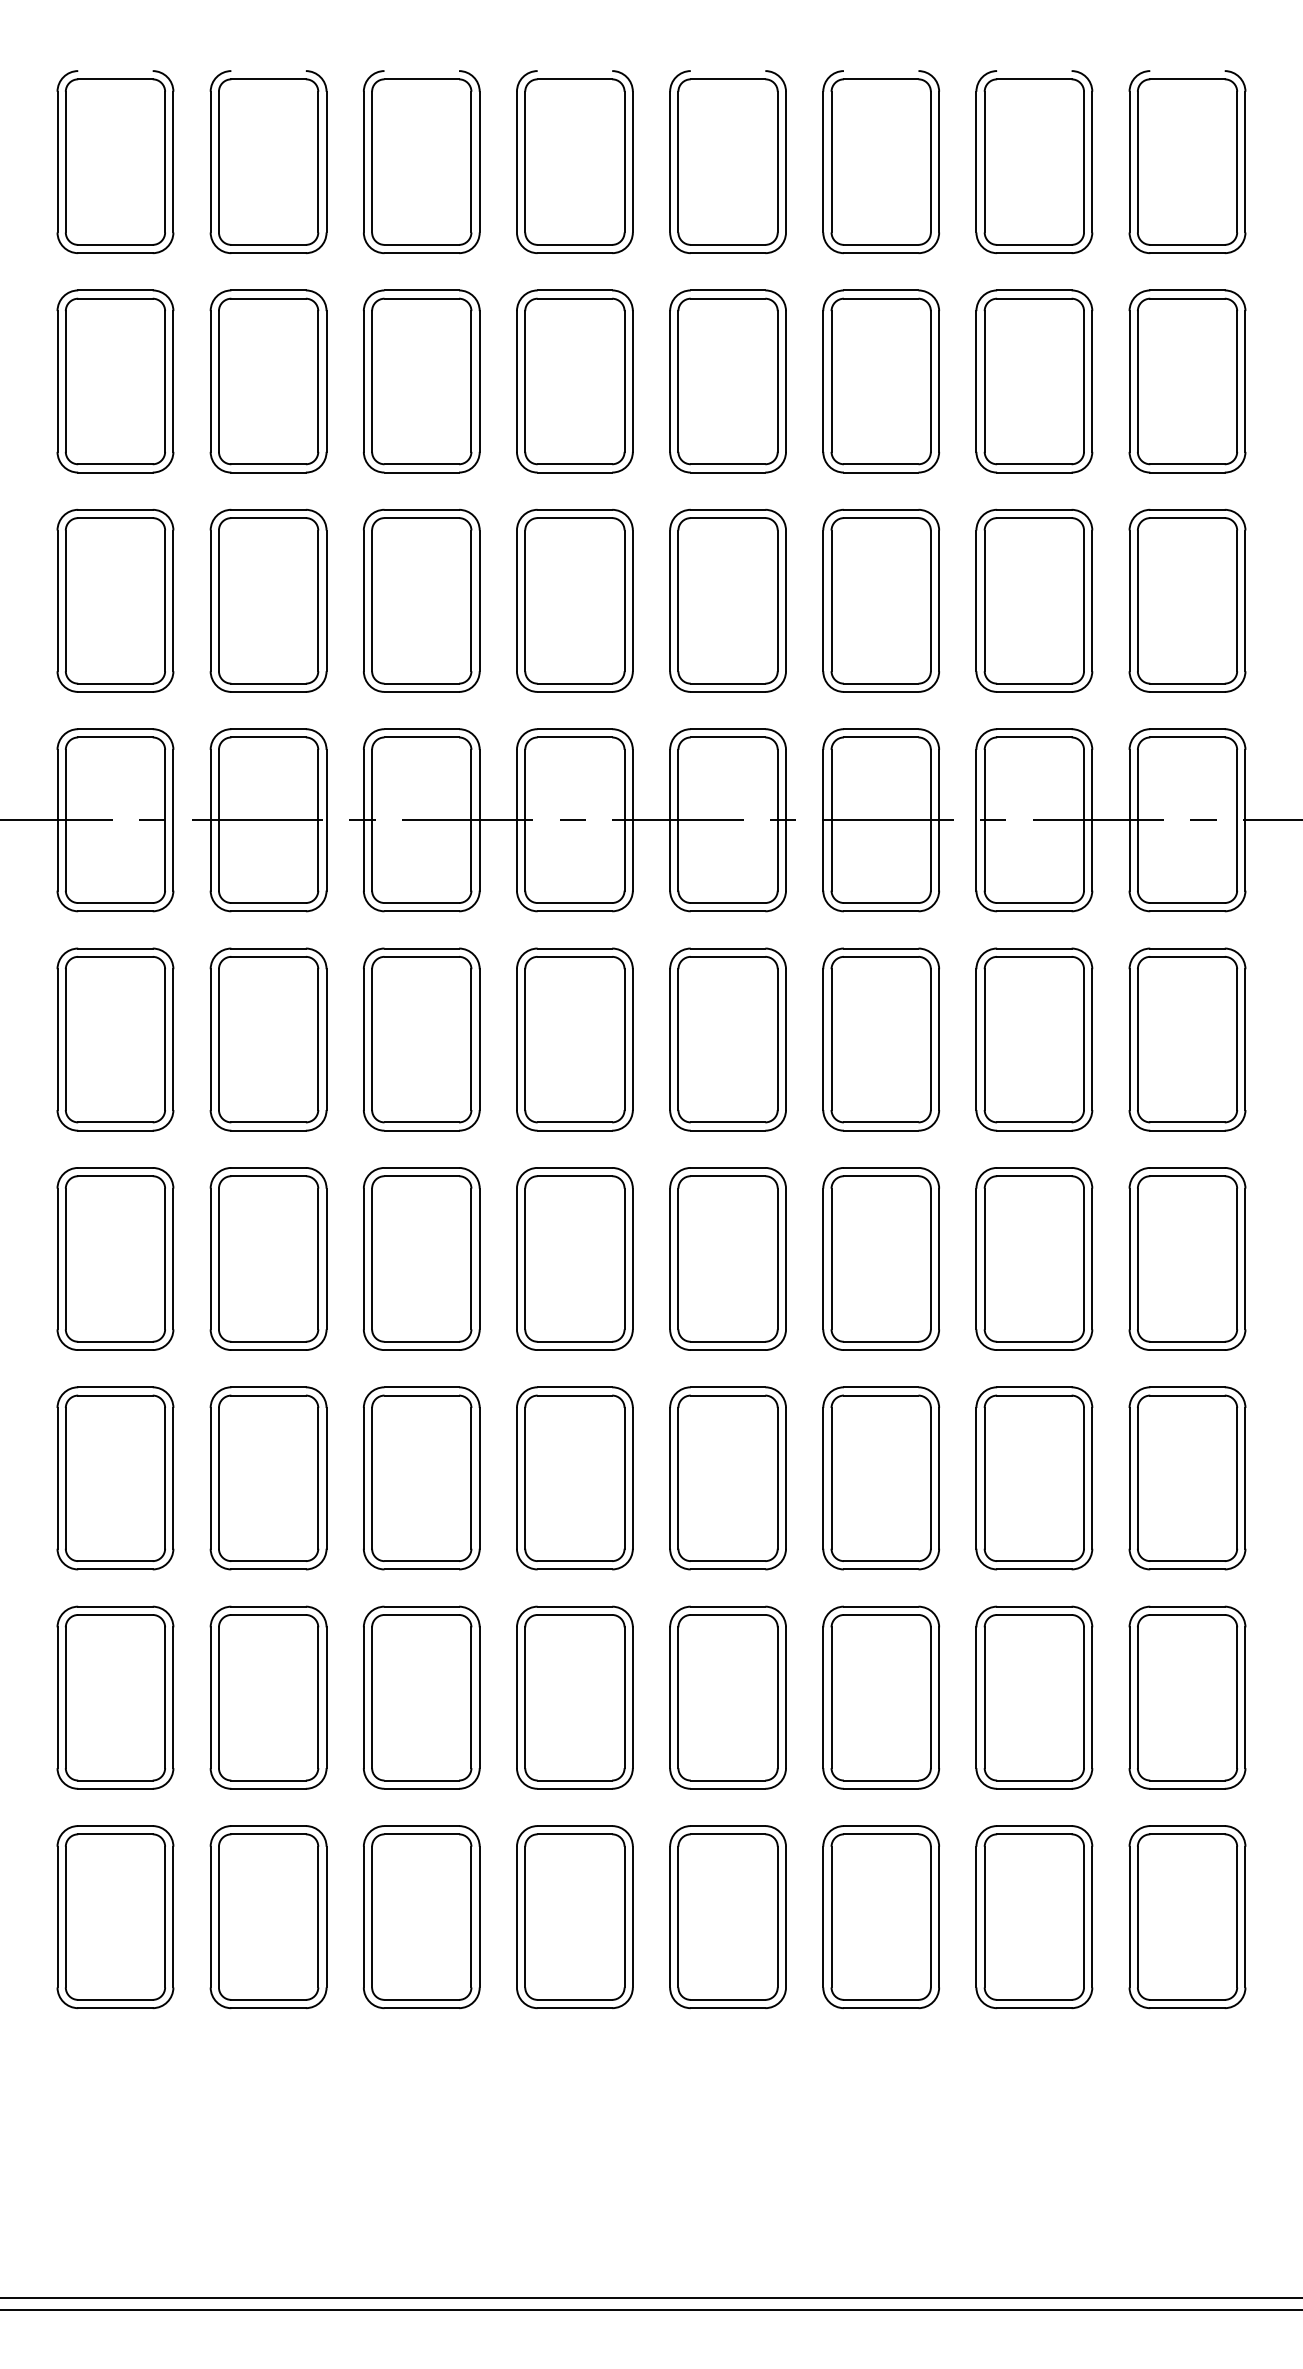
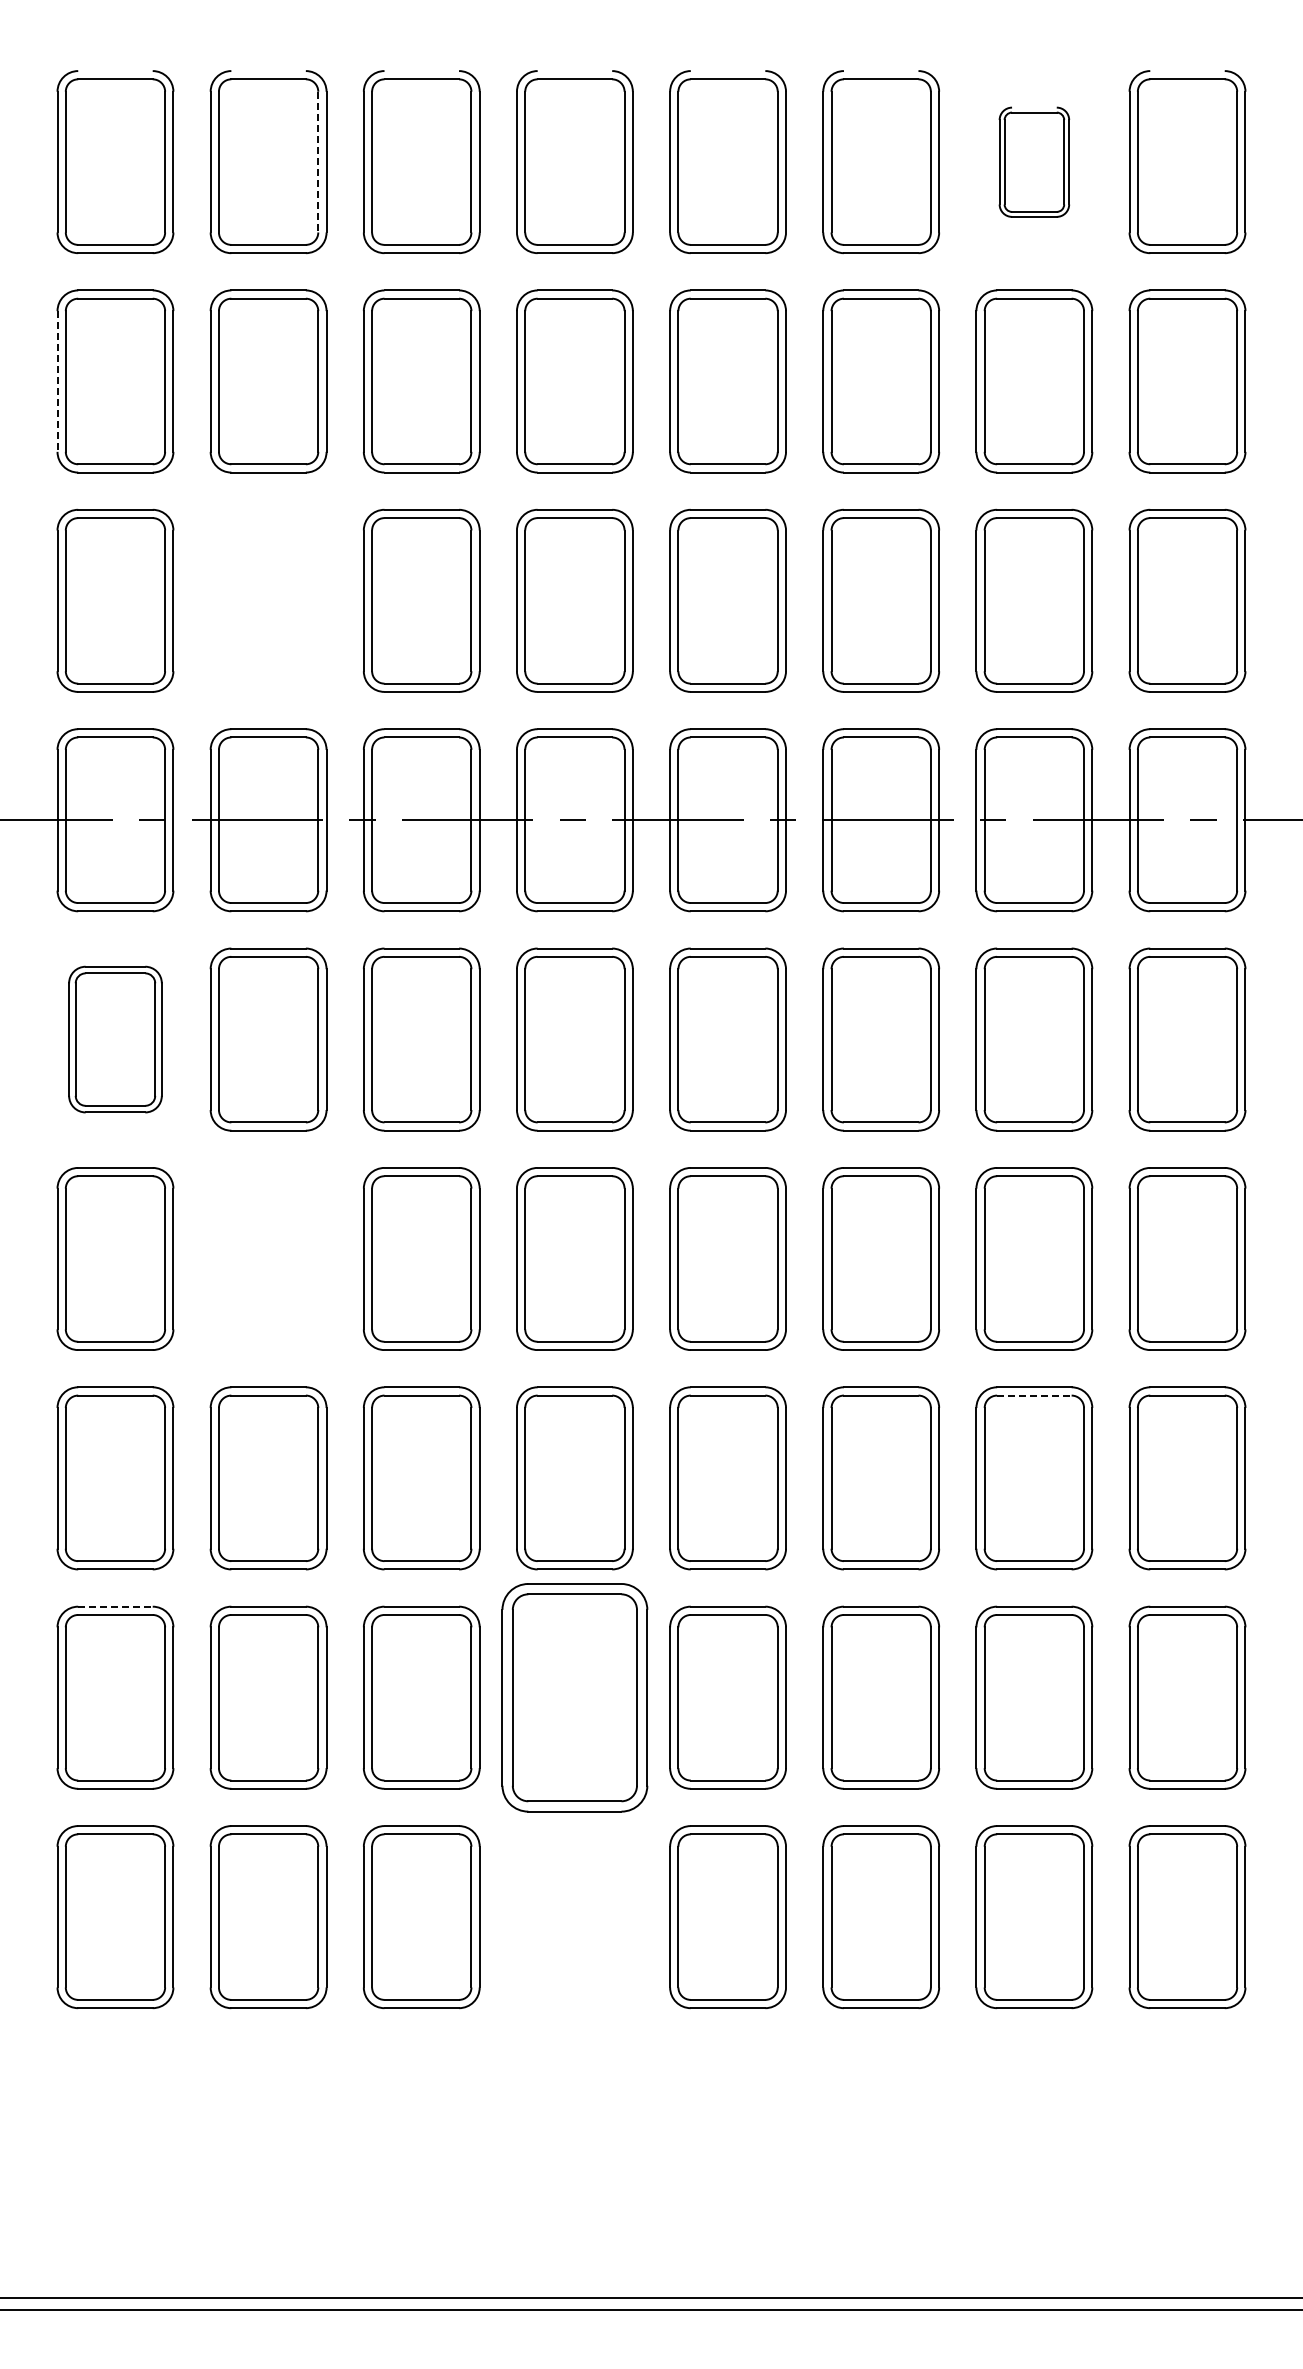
line: solid -> dashed (318, 162)
part size: 119x185 px -> 73x112 px (1034, 161)
line: solid -> dashed (57, 382)
part: present -> none (268, 600)
part size: 119x185 px -> 95x149 px (115, 1039)
part: present -> none (268, 1258)
line: solid -> dashed (1034, 1395)
line: solid -> dashed (115, 1606)
part size: 118x185 px -> 148x230 px (574, 1697)
part: present -> none (574, 1916)
